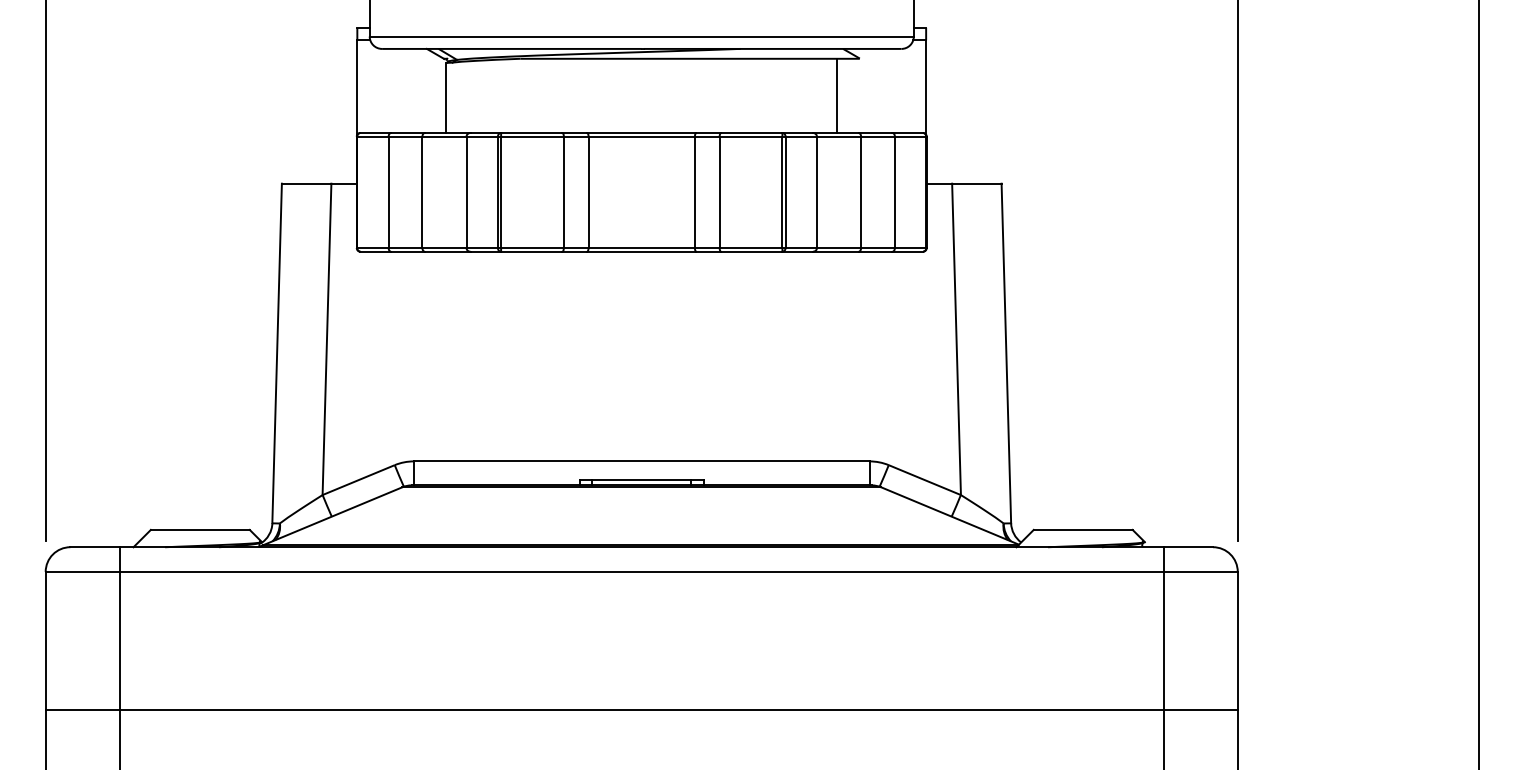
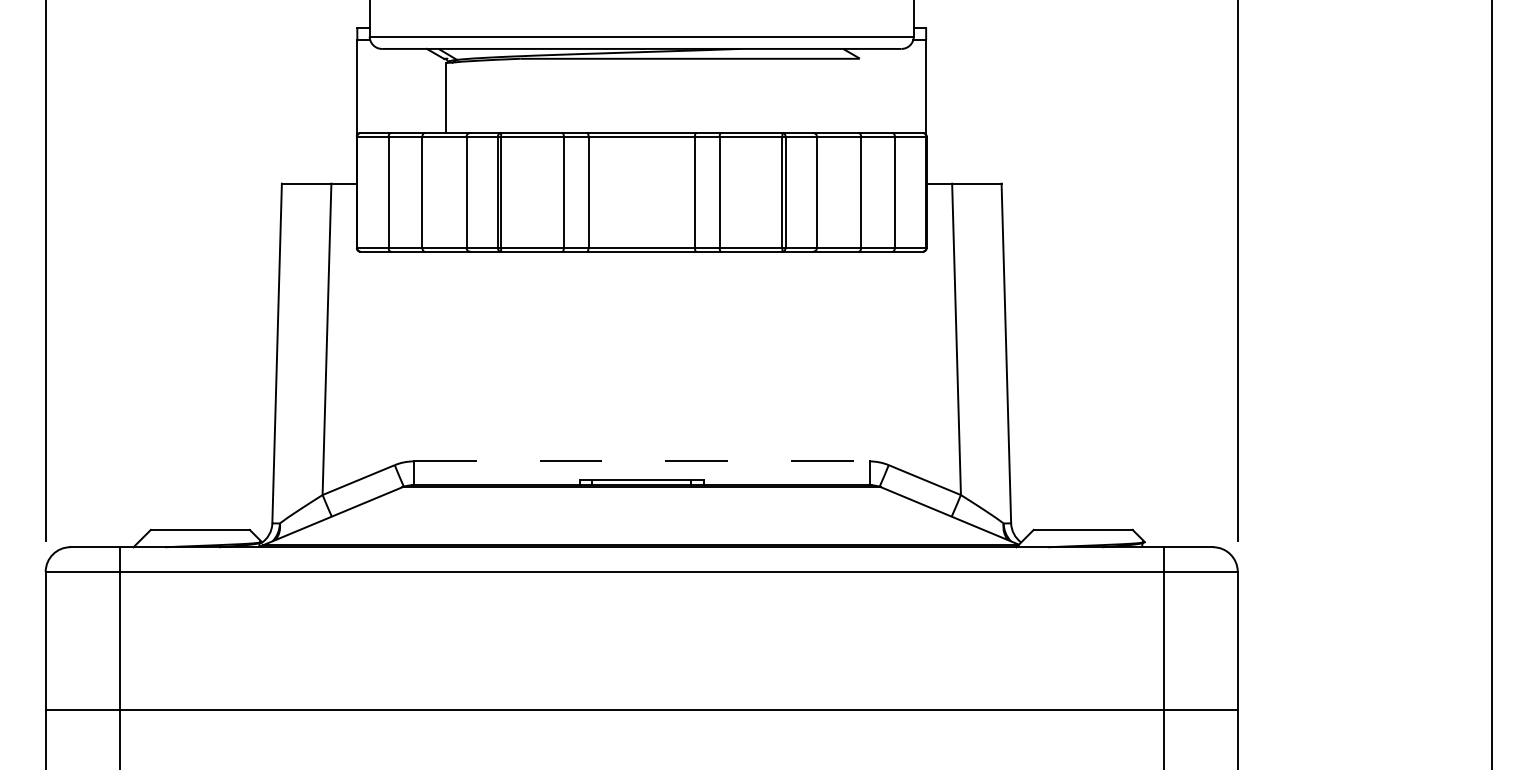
line: present -> none (837, 95)
line position: (1479, 384) -> (1492, 384) (1492, 384)
line: solid -> dashed (641, 461)
